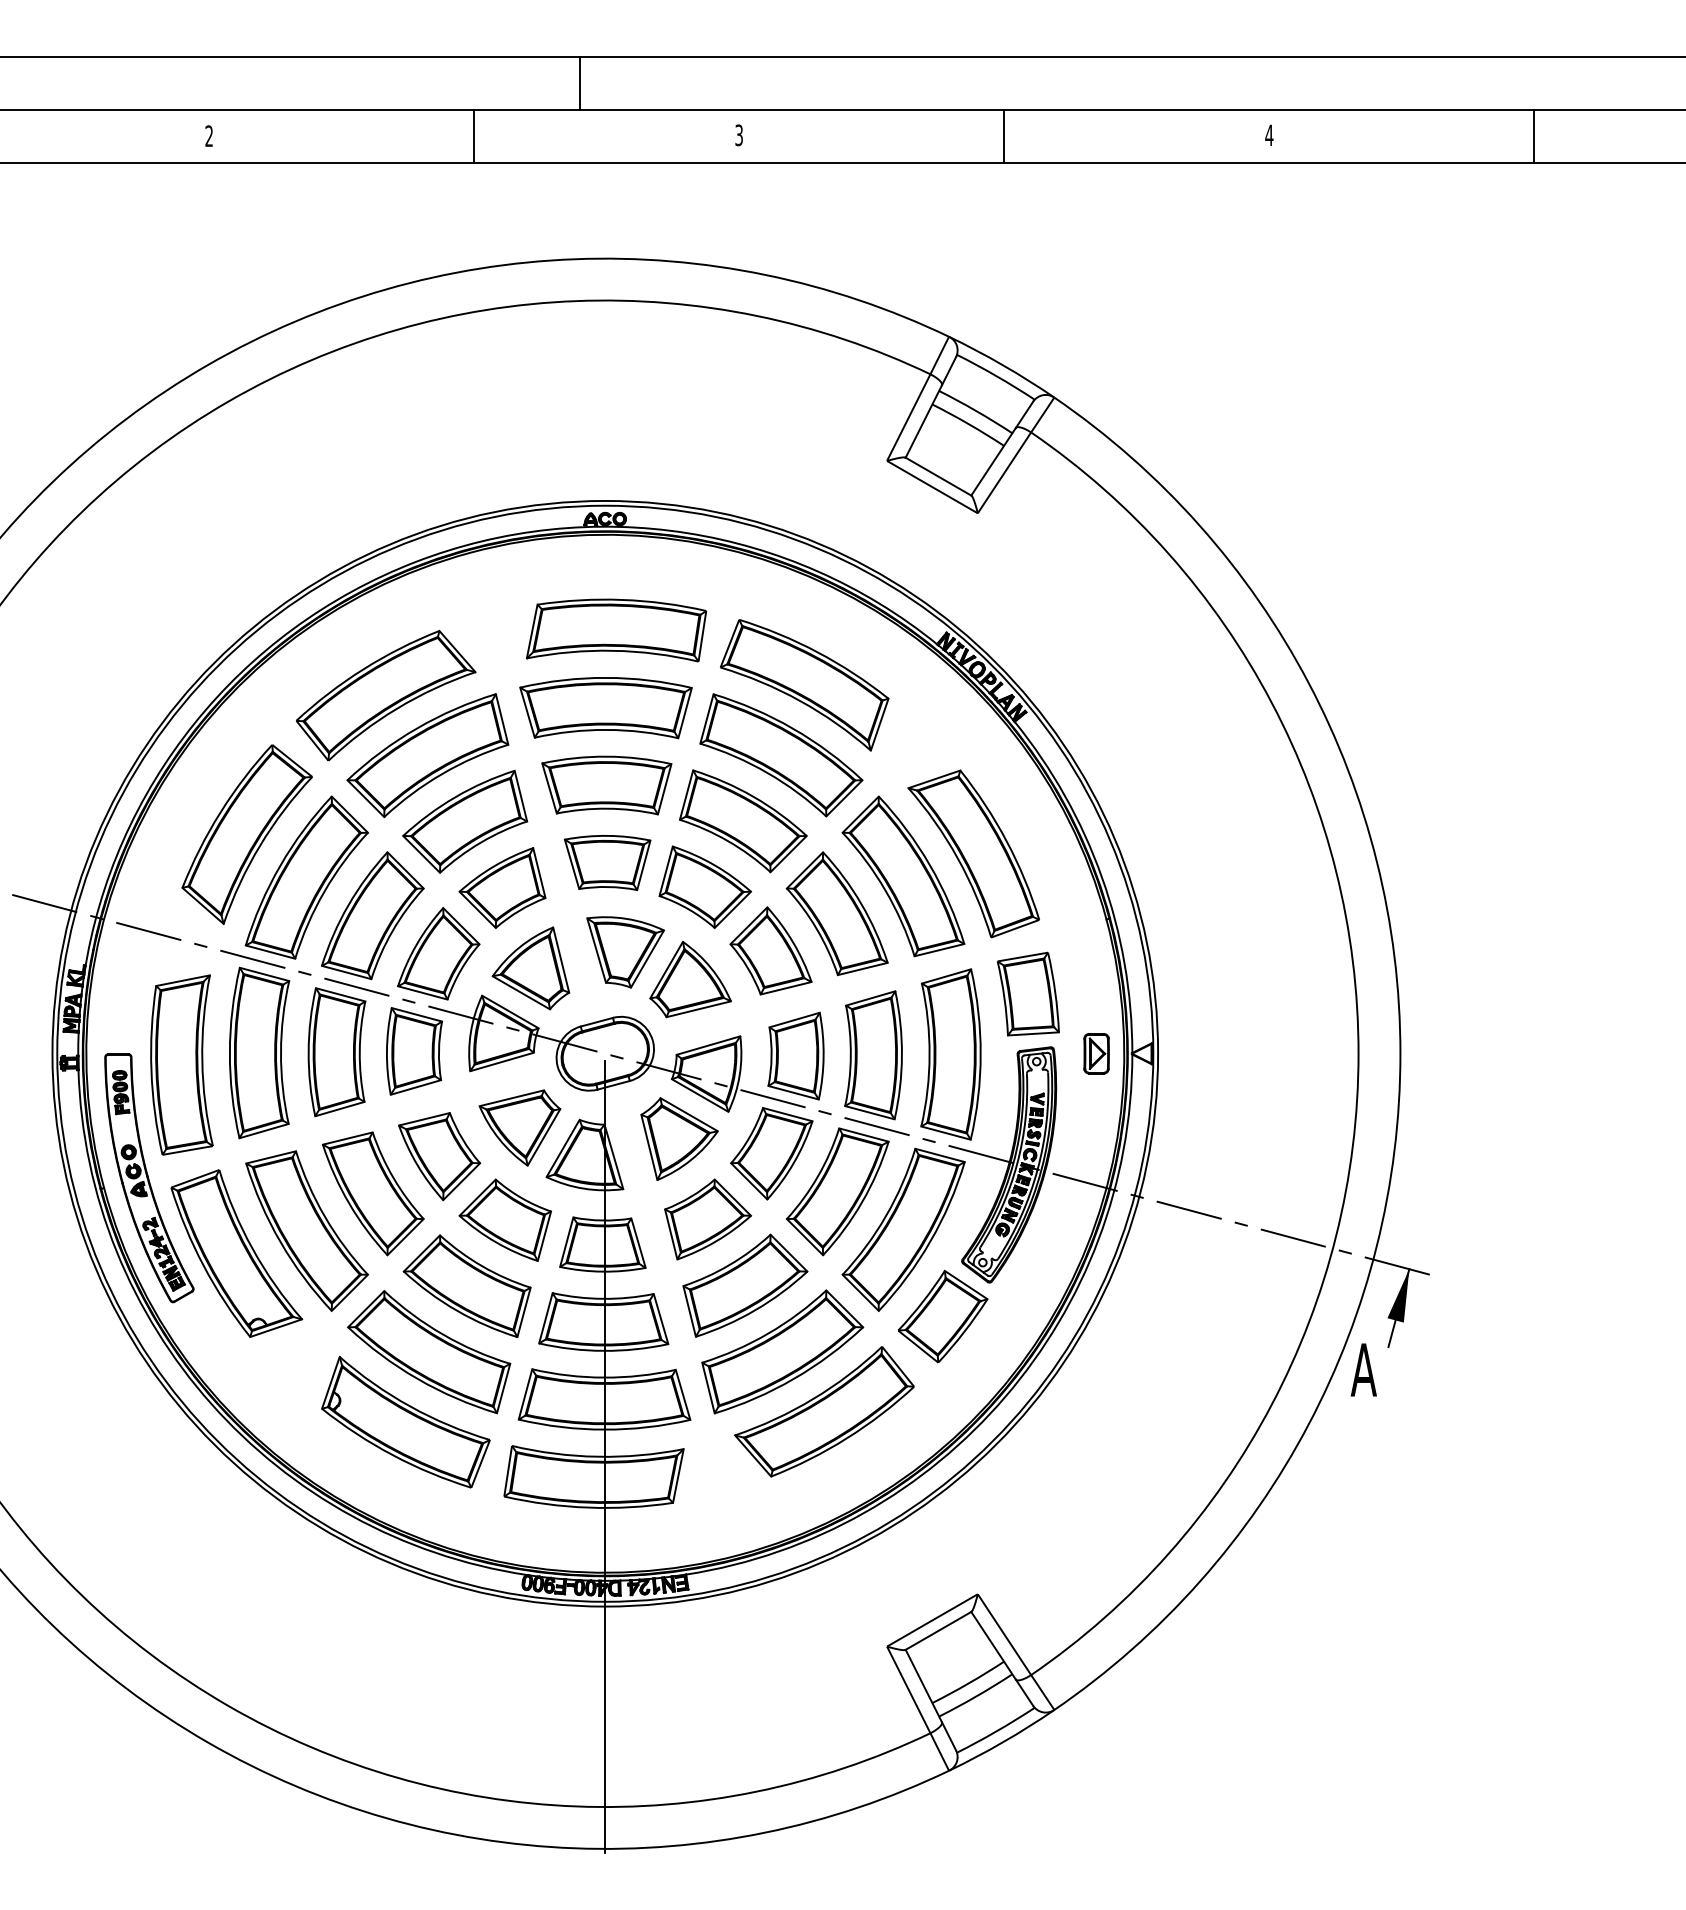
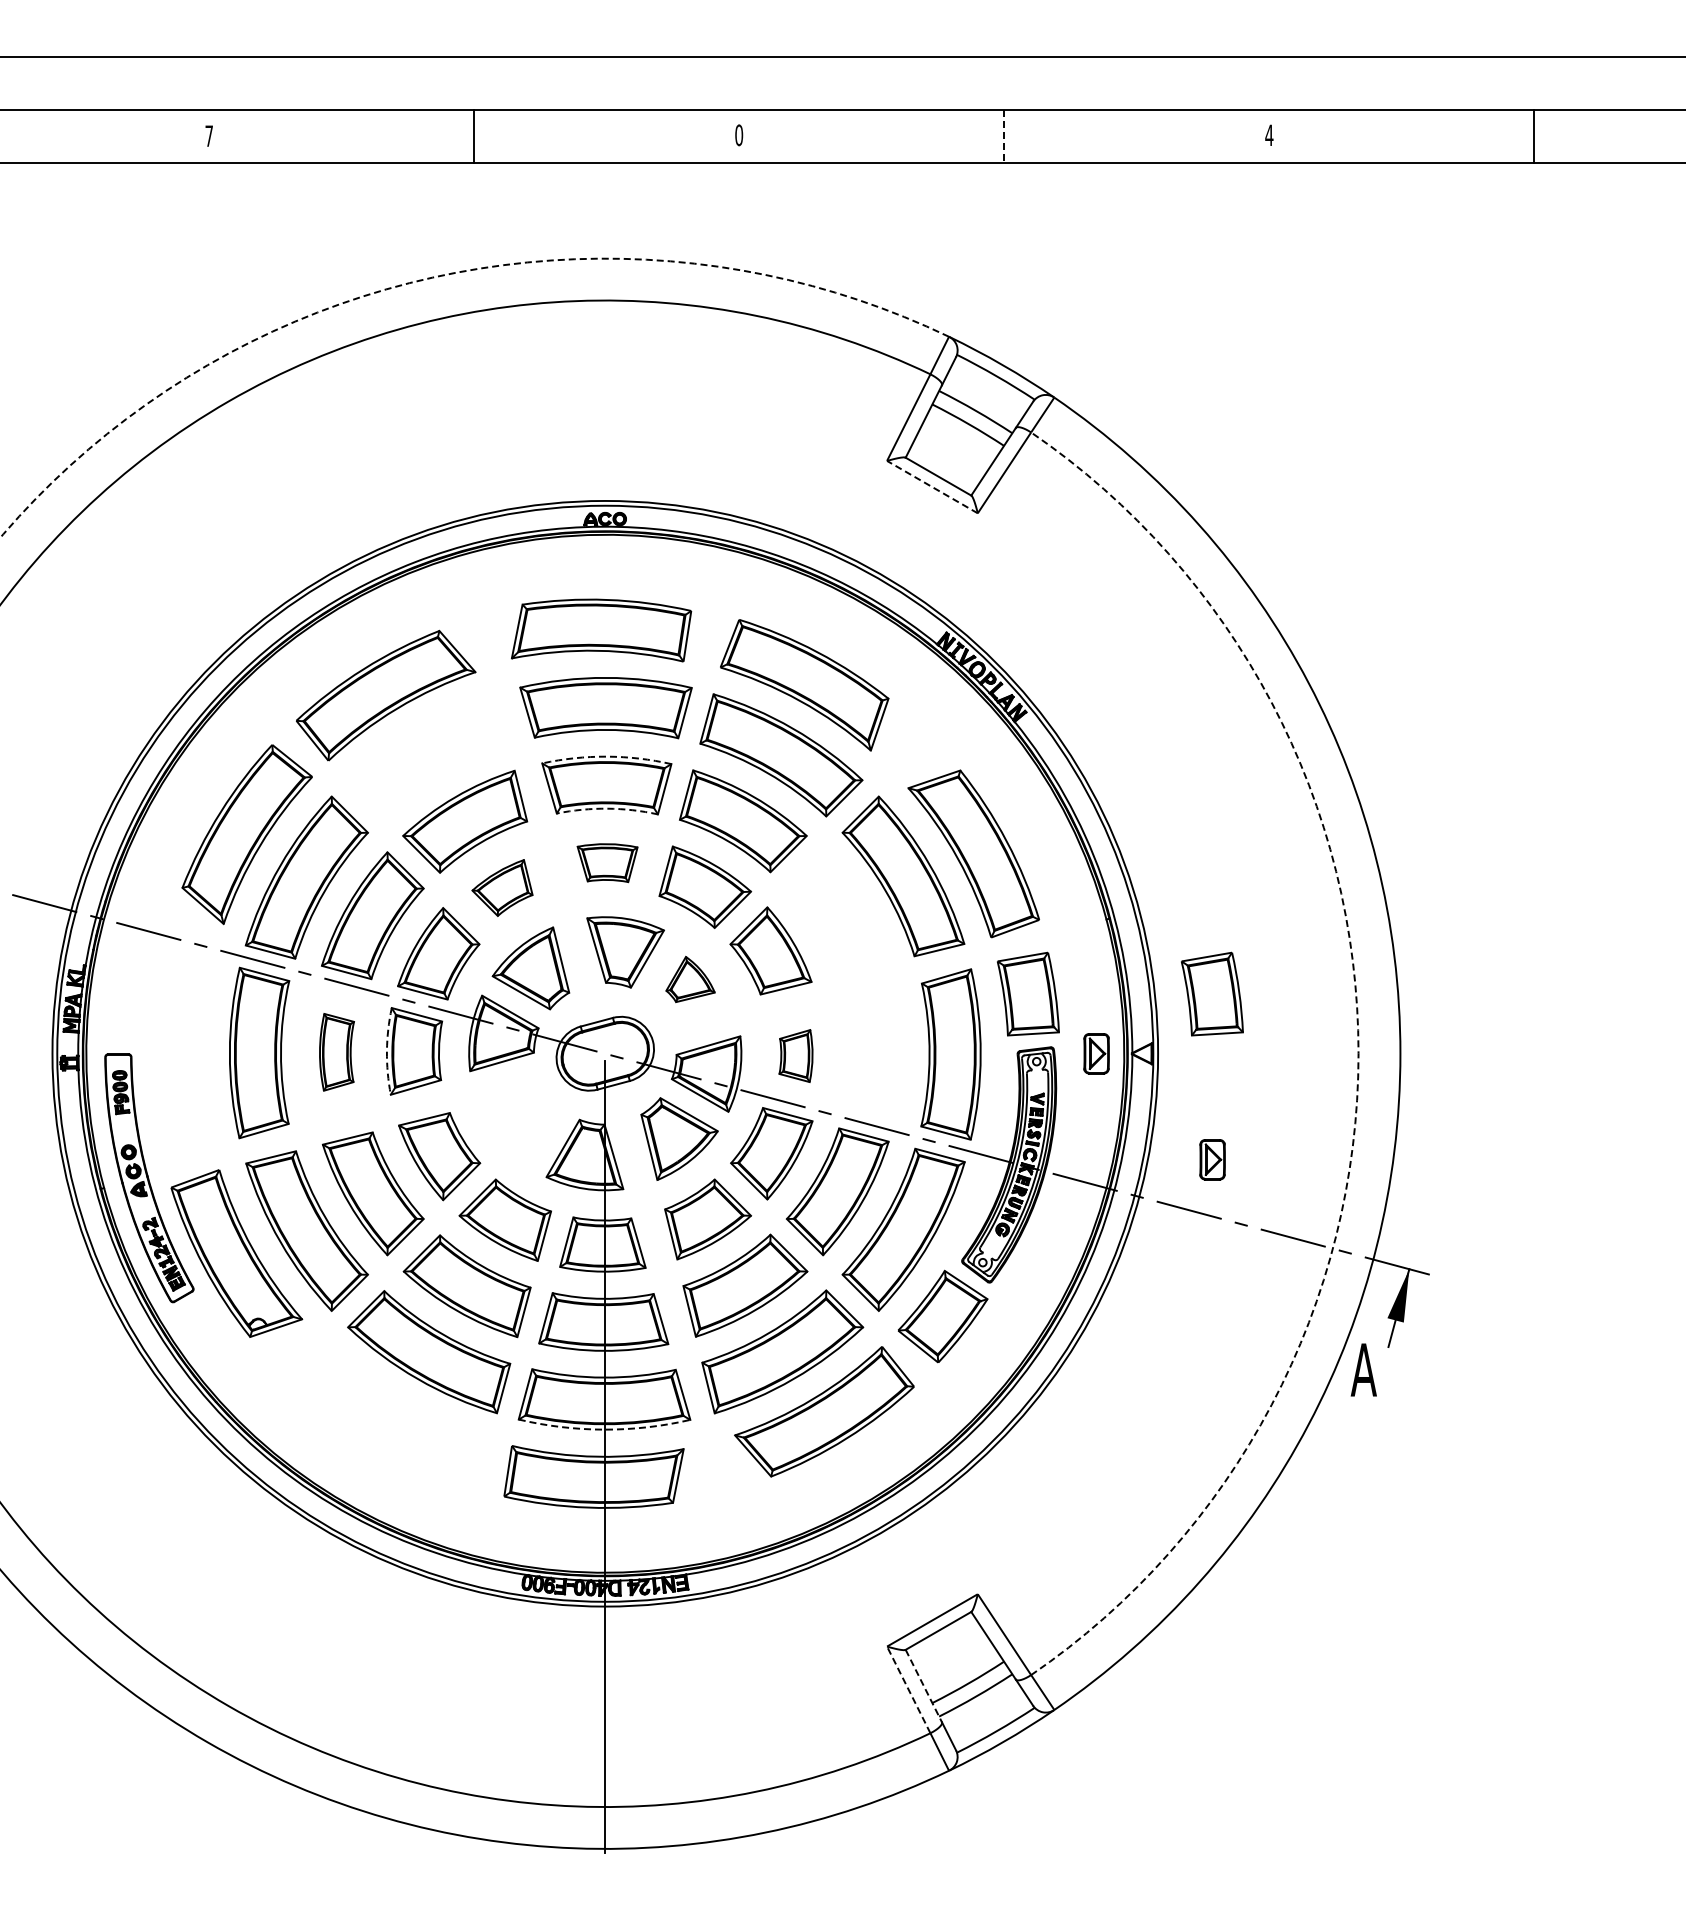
line: present -> none (579, 83)
text: 2 -> 7 (208, 135)
text: 3 -> 0 (739, 135)
line: solid -> dashed (1004, 136)
arc: solid -> dashed (436, 276)
line: solid -> dashed (932, 487)
part position: (616, 630) -> (601, 630) (601, 630)
part: present -> none (427, 755)
arc: solid -> dashed (606, 756)
arc: solid -> dashed (607, 808)
part size: 89x57 px -> 63x41 px (607, 863)
part size: 89x82 px -> 63x58 px (502, 887)
part: present -> none (836, 913)
part size: 83x79 px -> 51x49 px (690, 979)
part: none -> present (1212, 993)
arc: solid -> dashed (386, 1051)
part size: 60x131 px -> 36x79 px (336, 1052)
arc: solid -> dashed (1358, 1053)
part size: 58x90 px -> 36x54 px (795, 1055)
part: present -> none (873, 1055)
part: present -> none (181, 1064)
part: present -> none (519, 1127)
part: none -> present (1212, 1159)
part: present -> none (405, 1422)
arc: solid -> dashed (604, 1429)
line: solid -> dashed (924, 1686)
line: solid -> dashed (908, 1689)
